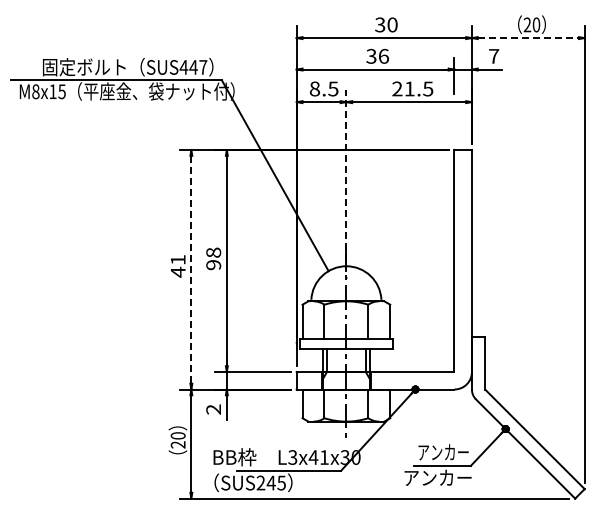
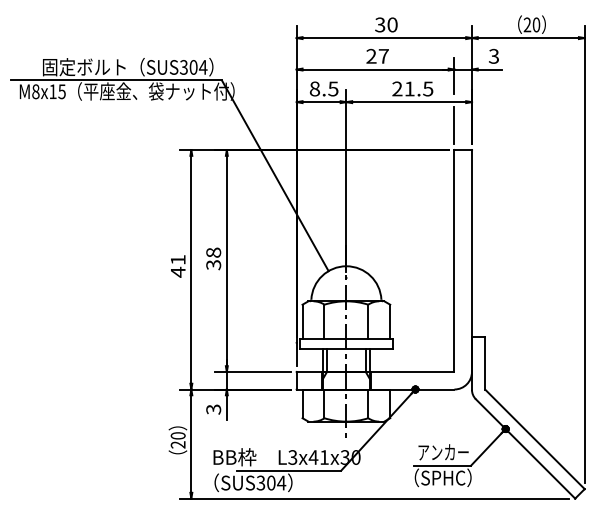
line: dashed -> solid (528, 38)
text: 36 -> 27 (377, 55)
text: 7 -> 3 (494, 55)
text: SUS447 -> SUS304 (193, 67)
line: none -> present (454, 125)
line: dashed -> solid (346, 181)
text: 98 -> 38 (213, 265)
line: dashed -> solid (191, 269)
text: 2 -> 3 (213, 409)
text: アンカー -> （SPHC） (437, 477)
text: SUS245 -> SUS304 (271, 482)
